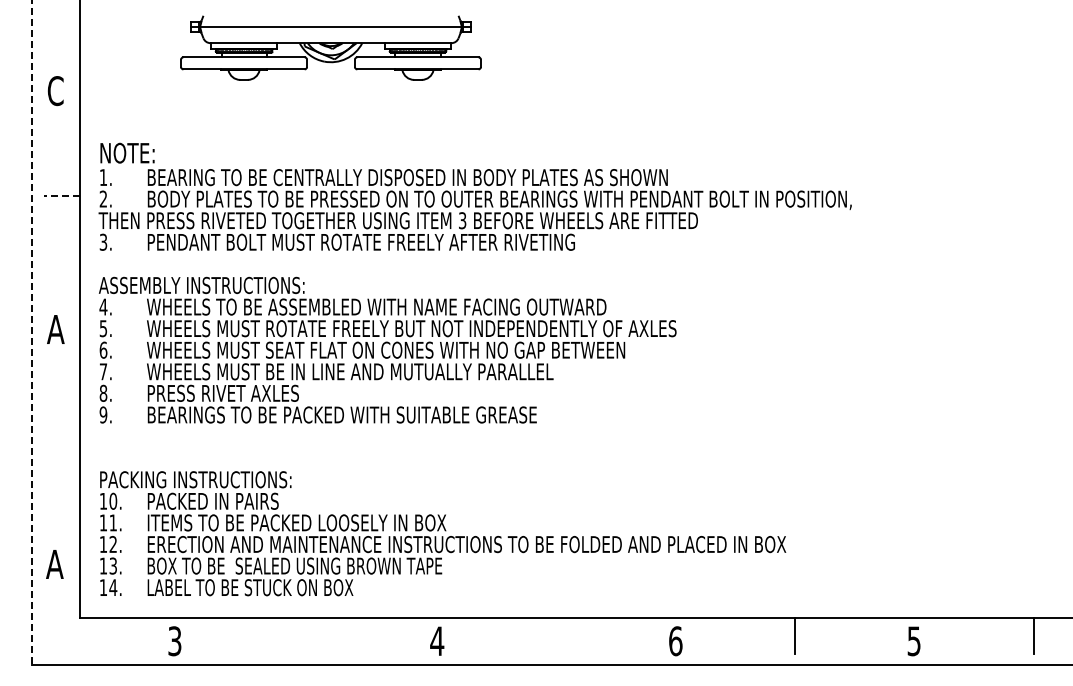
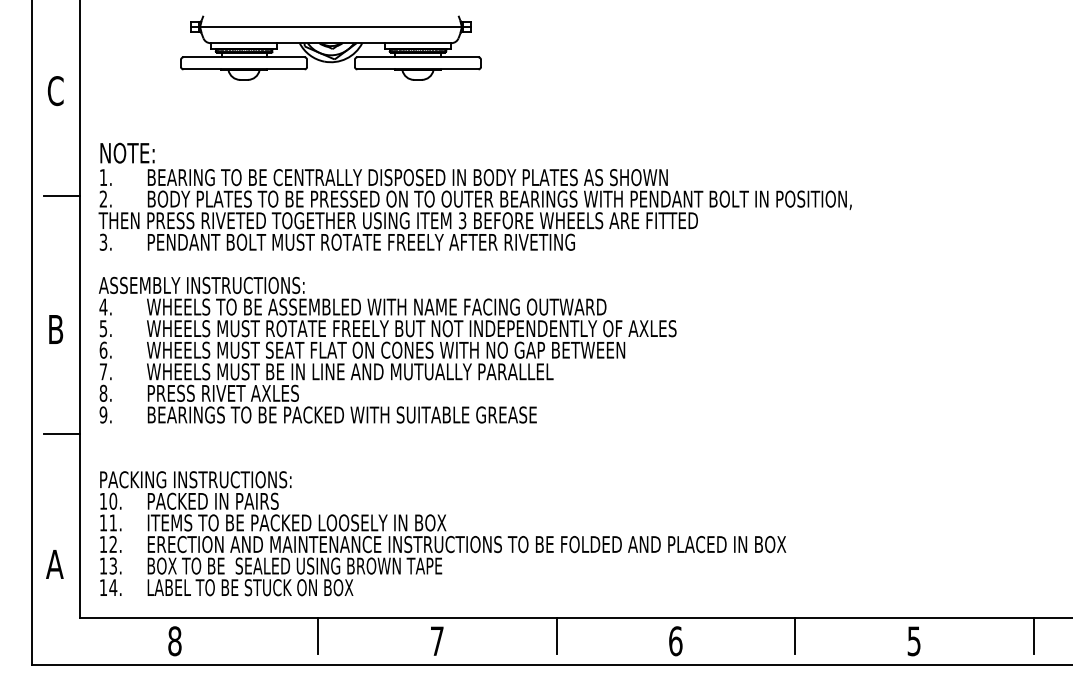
line: dashed -> solid (61, 195)
text: A -> B (55, 329)
line: dashed -> solid (32, 333)
line: none -> present (61, 434)
line: none -> present (318, 635)
line: none -> present (556, 635)
text: 4 -> 7 (437, 640)
text: 3 -> 8 (174, 641)
